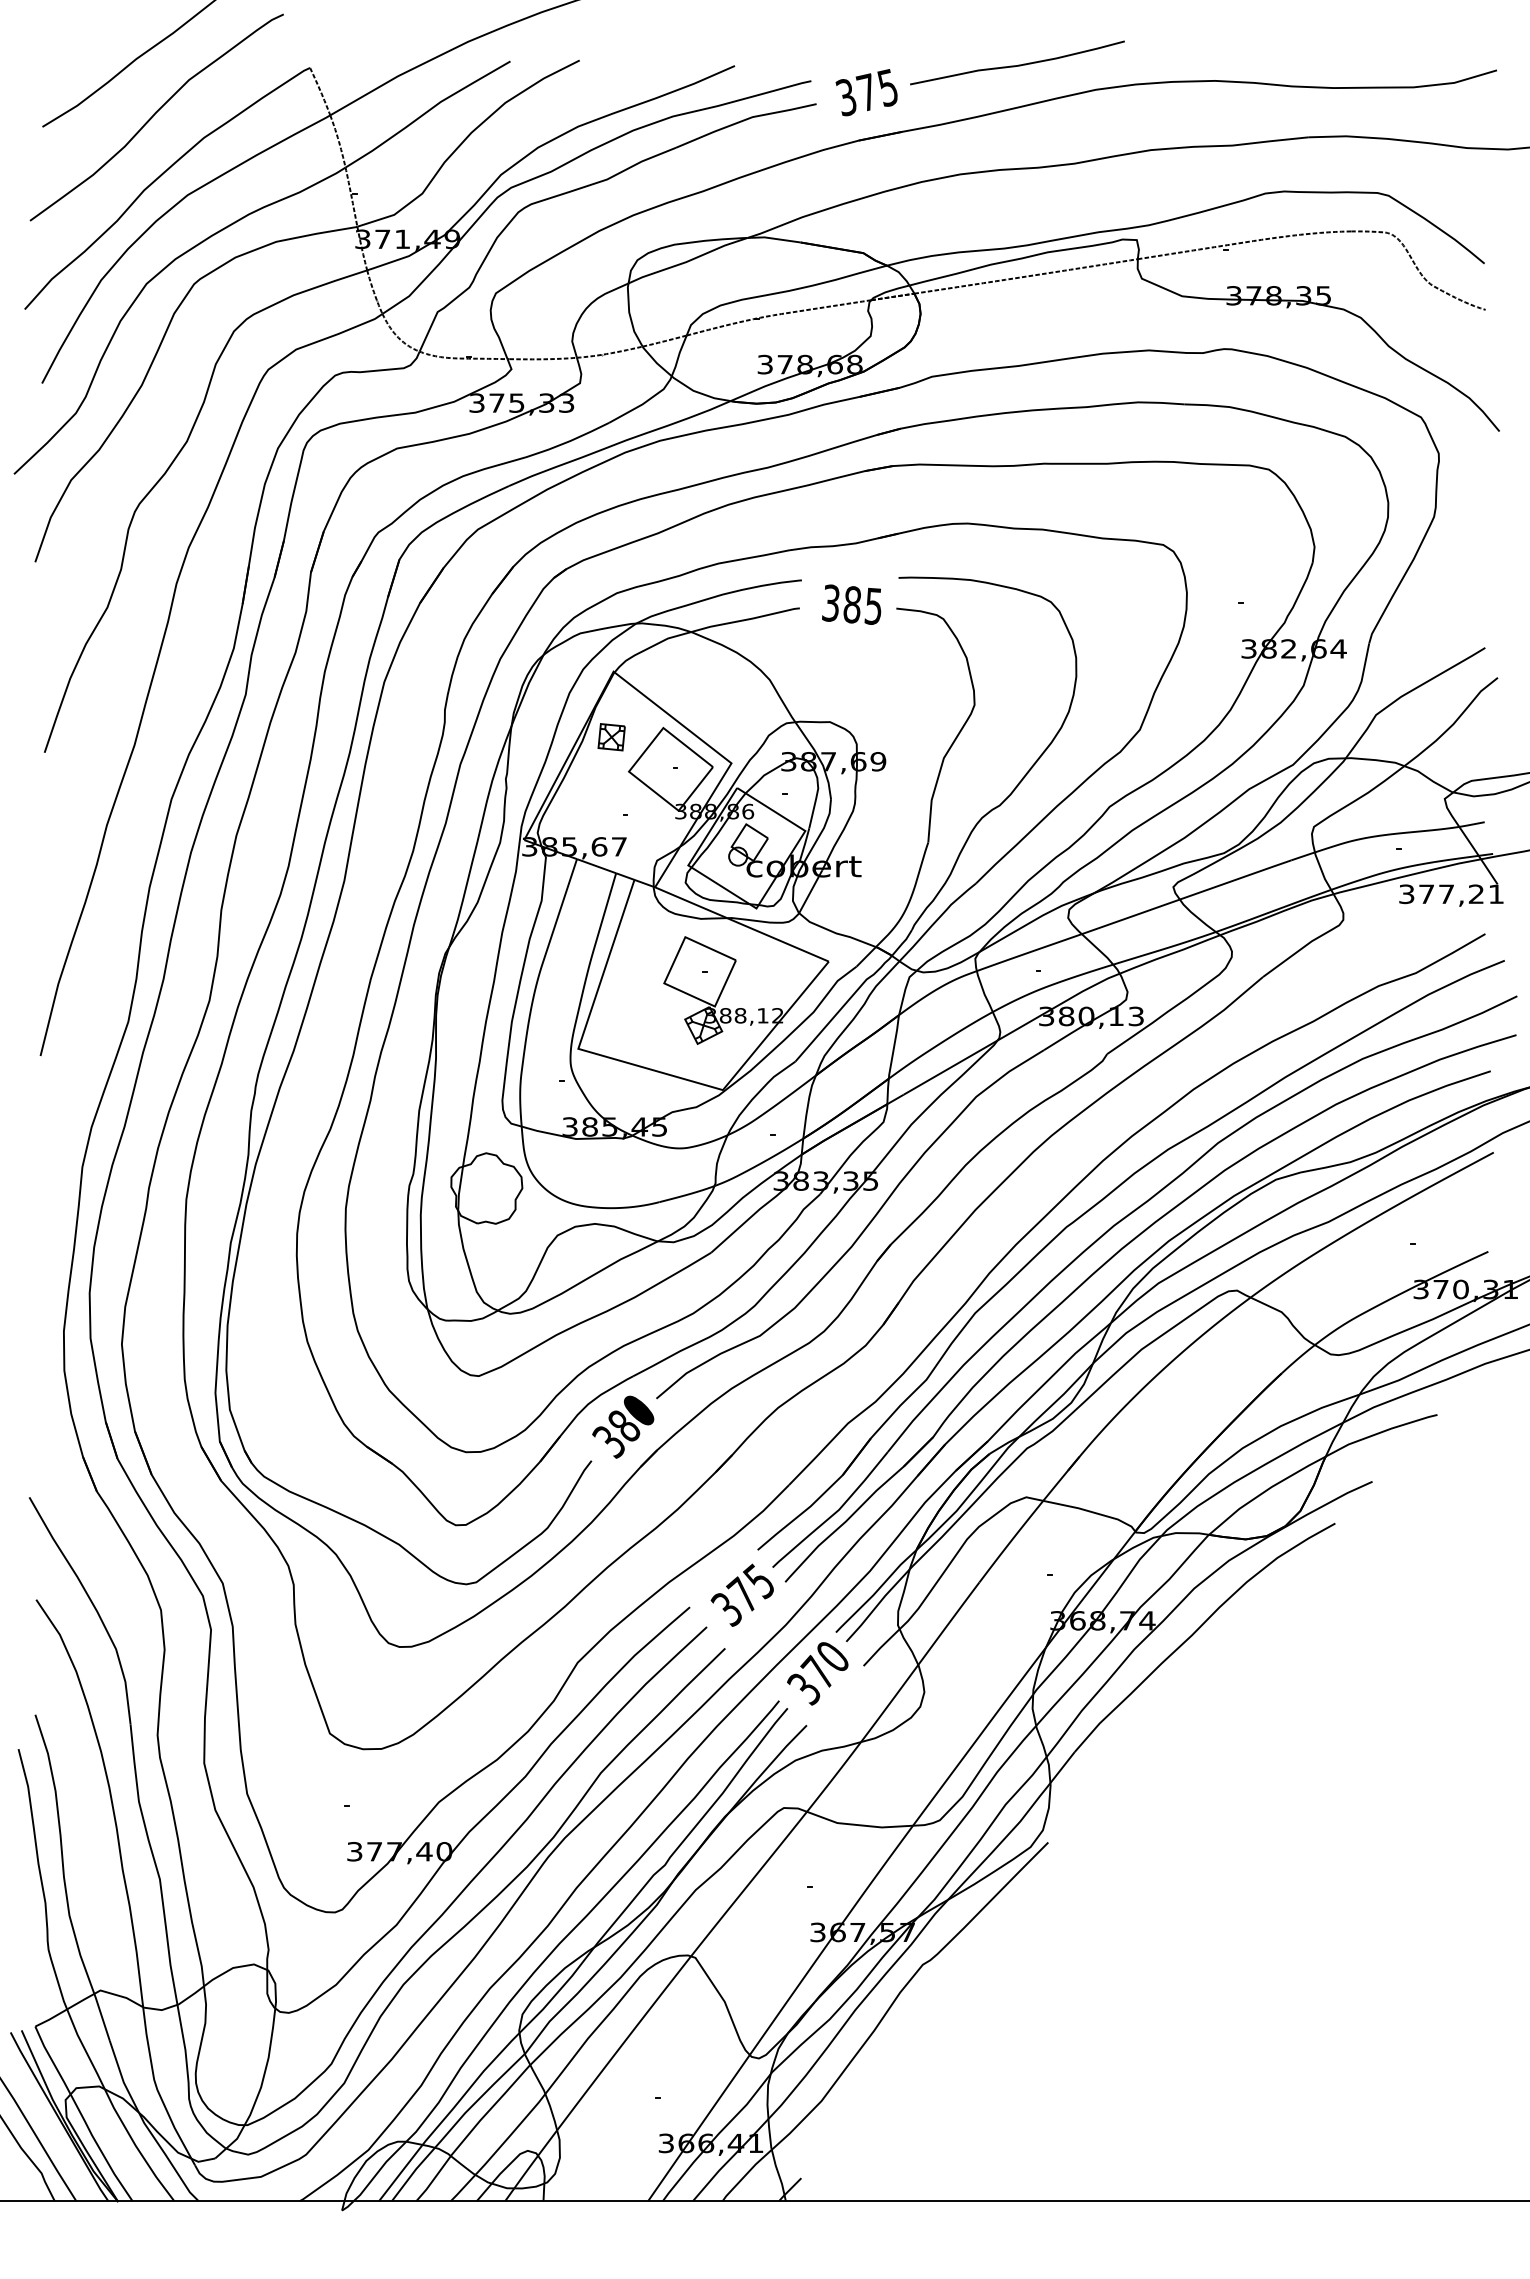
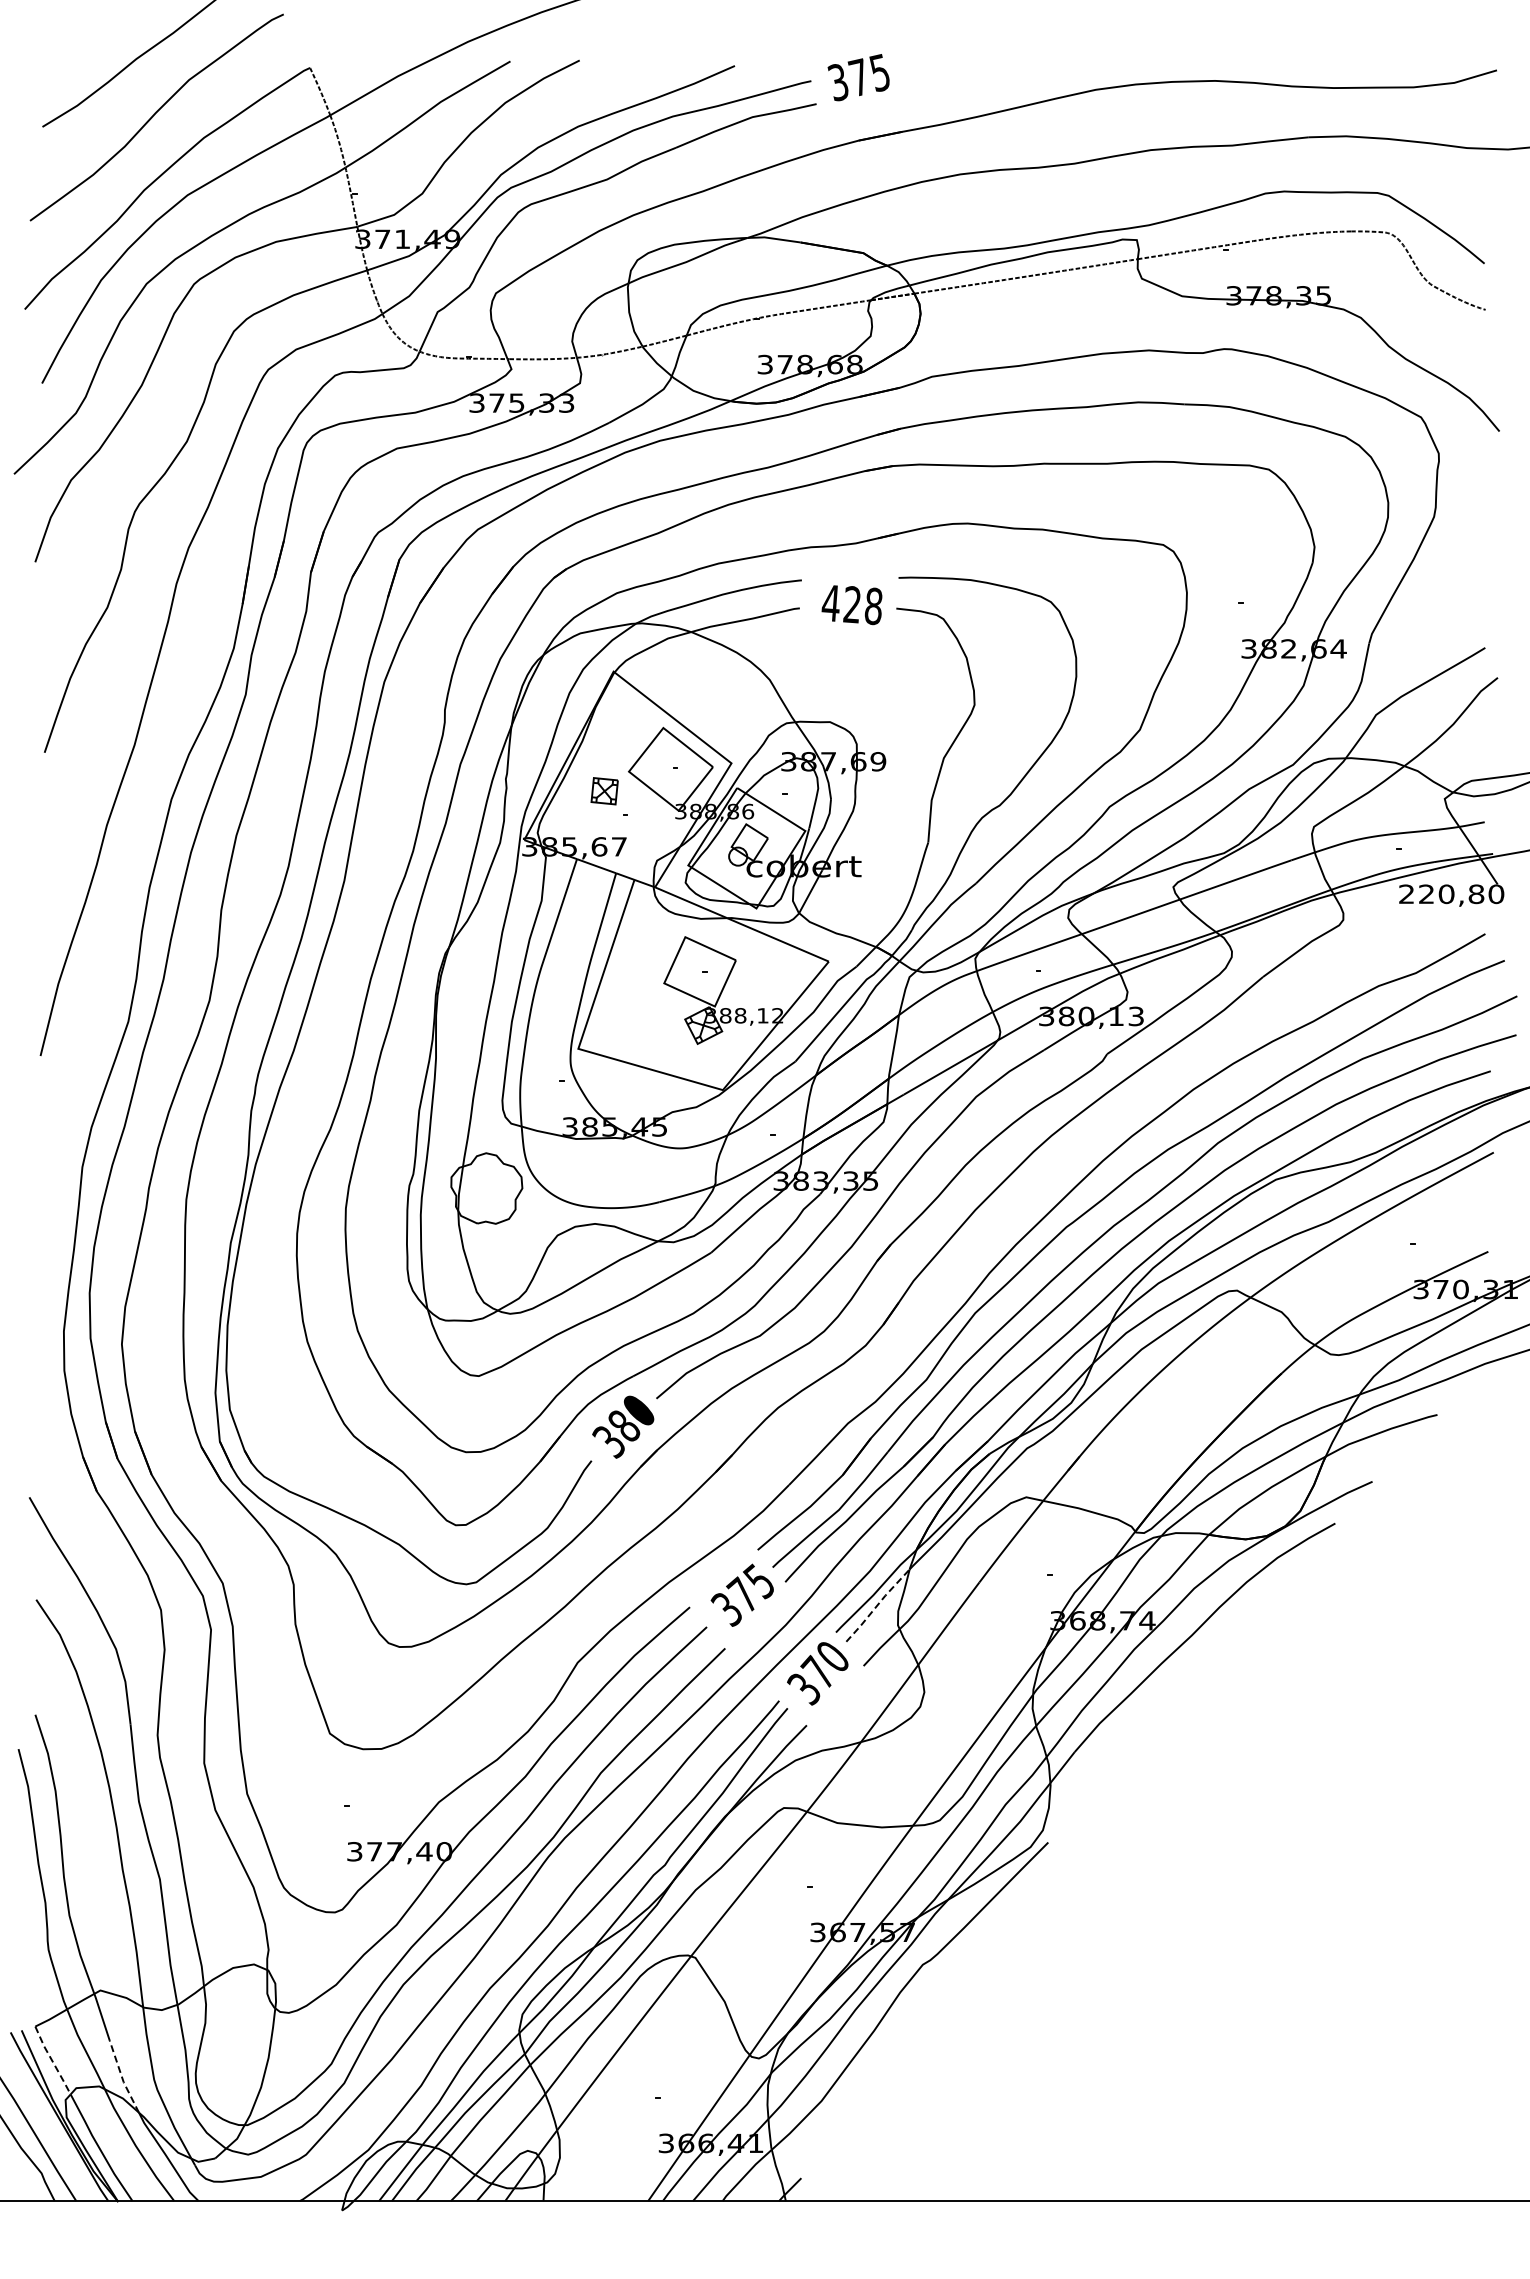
curve: present -> none (1018, 64)
text position: (866, 92) -> (858, 77) (858, 77)
text: 385 -> 428 (851, 604)
part position: (611, 737) -> (604, 791) (604, 791)
text: 377,21 -> 220,80 (1451, 894)
line: solid -> dashed (877, 1604)
line: solid -> dashed (52, 2061)
line: solid -> dashed (122, 2077)
